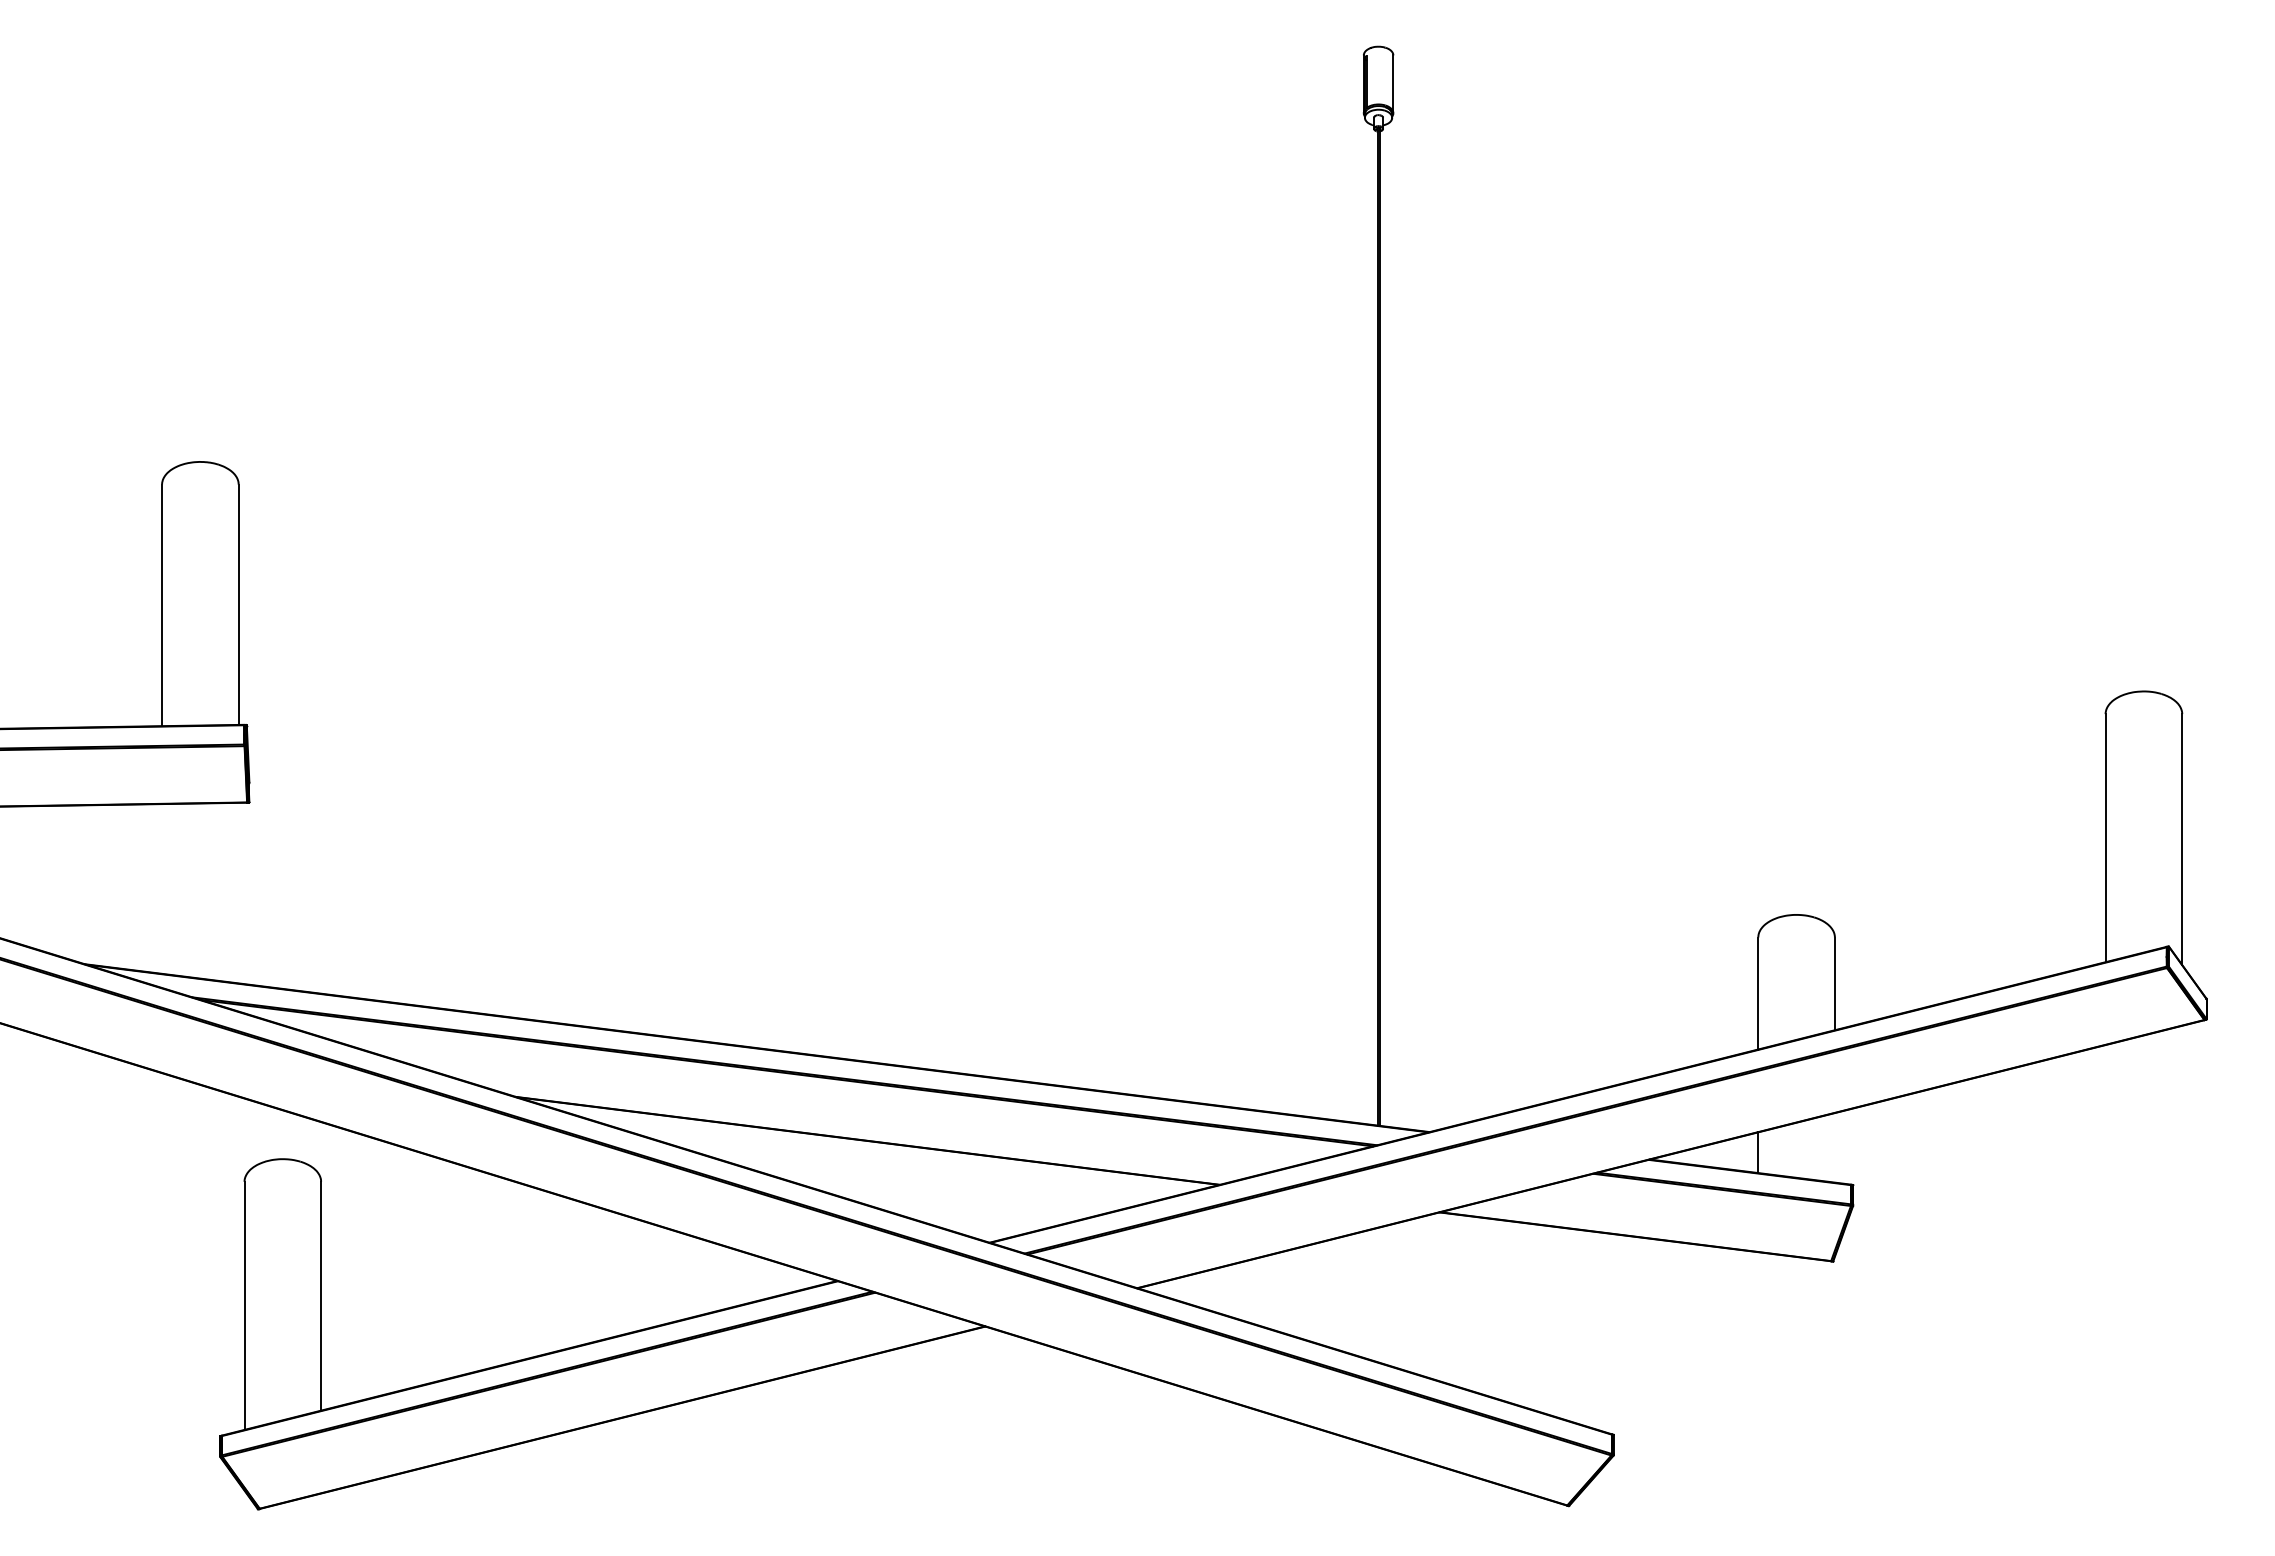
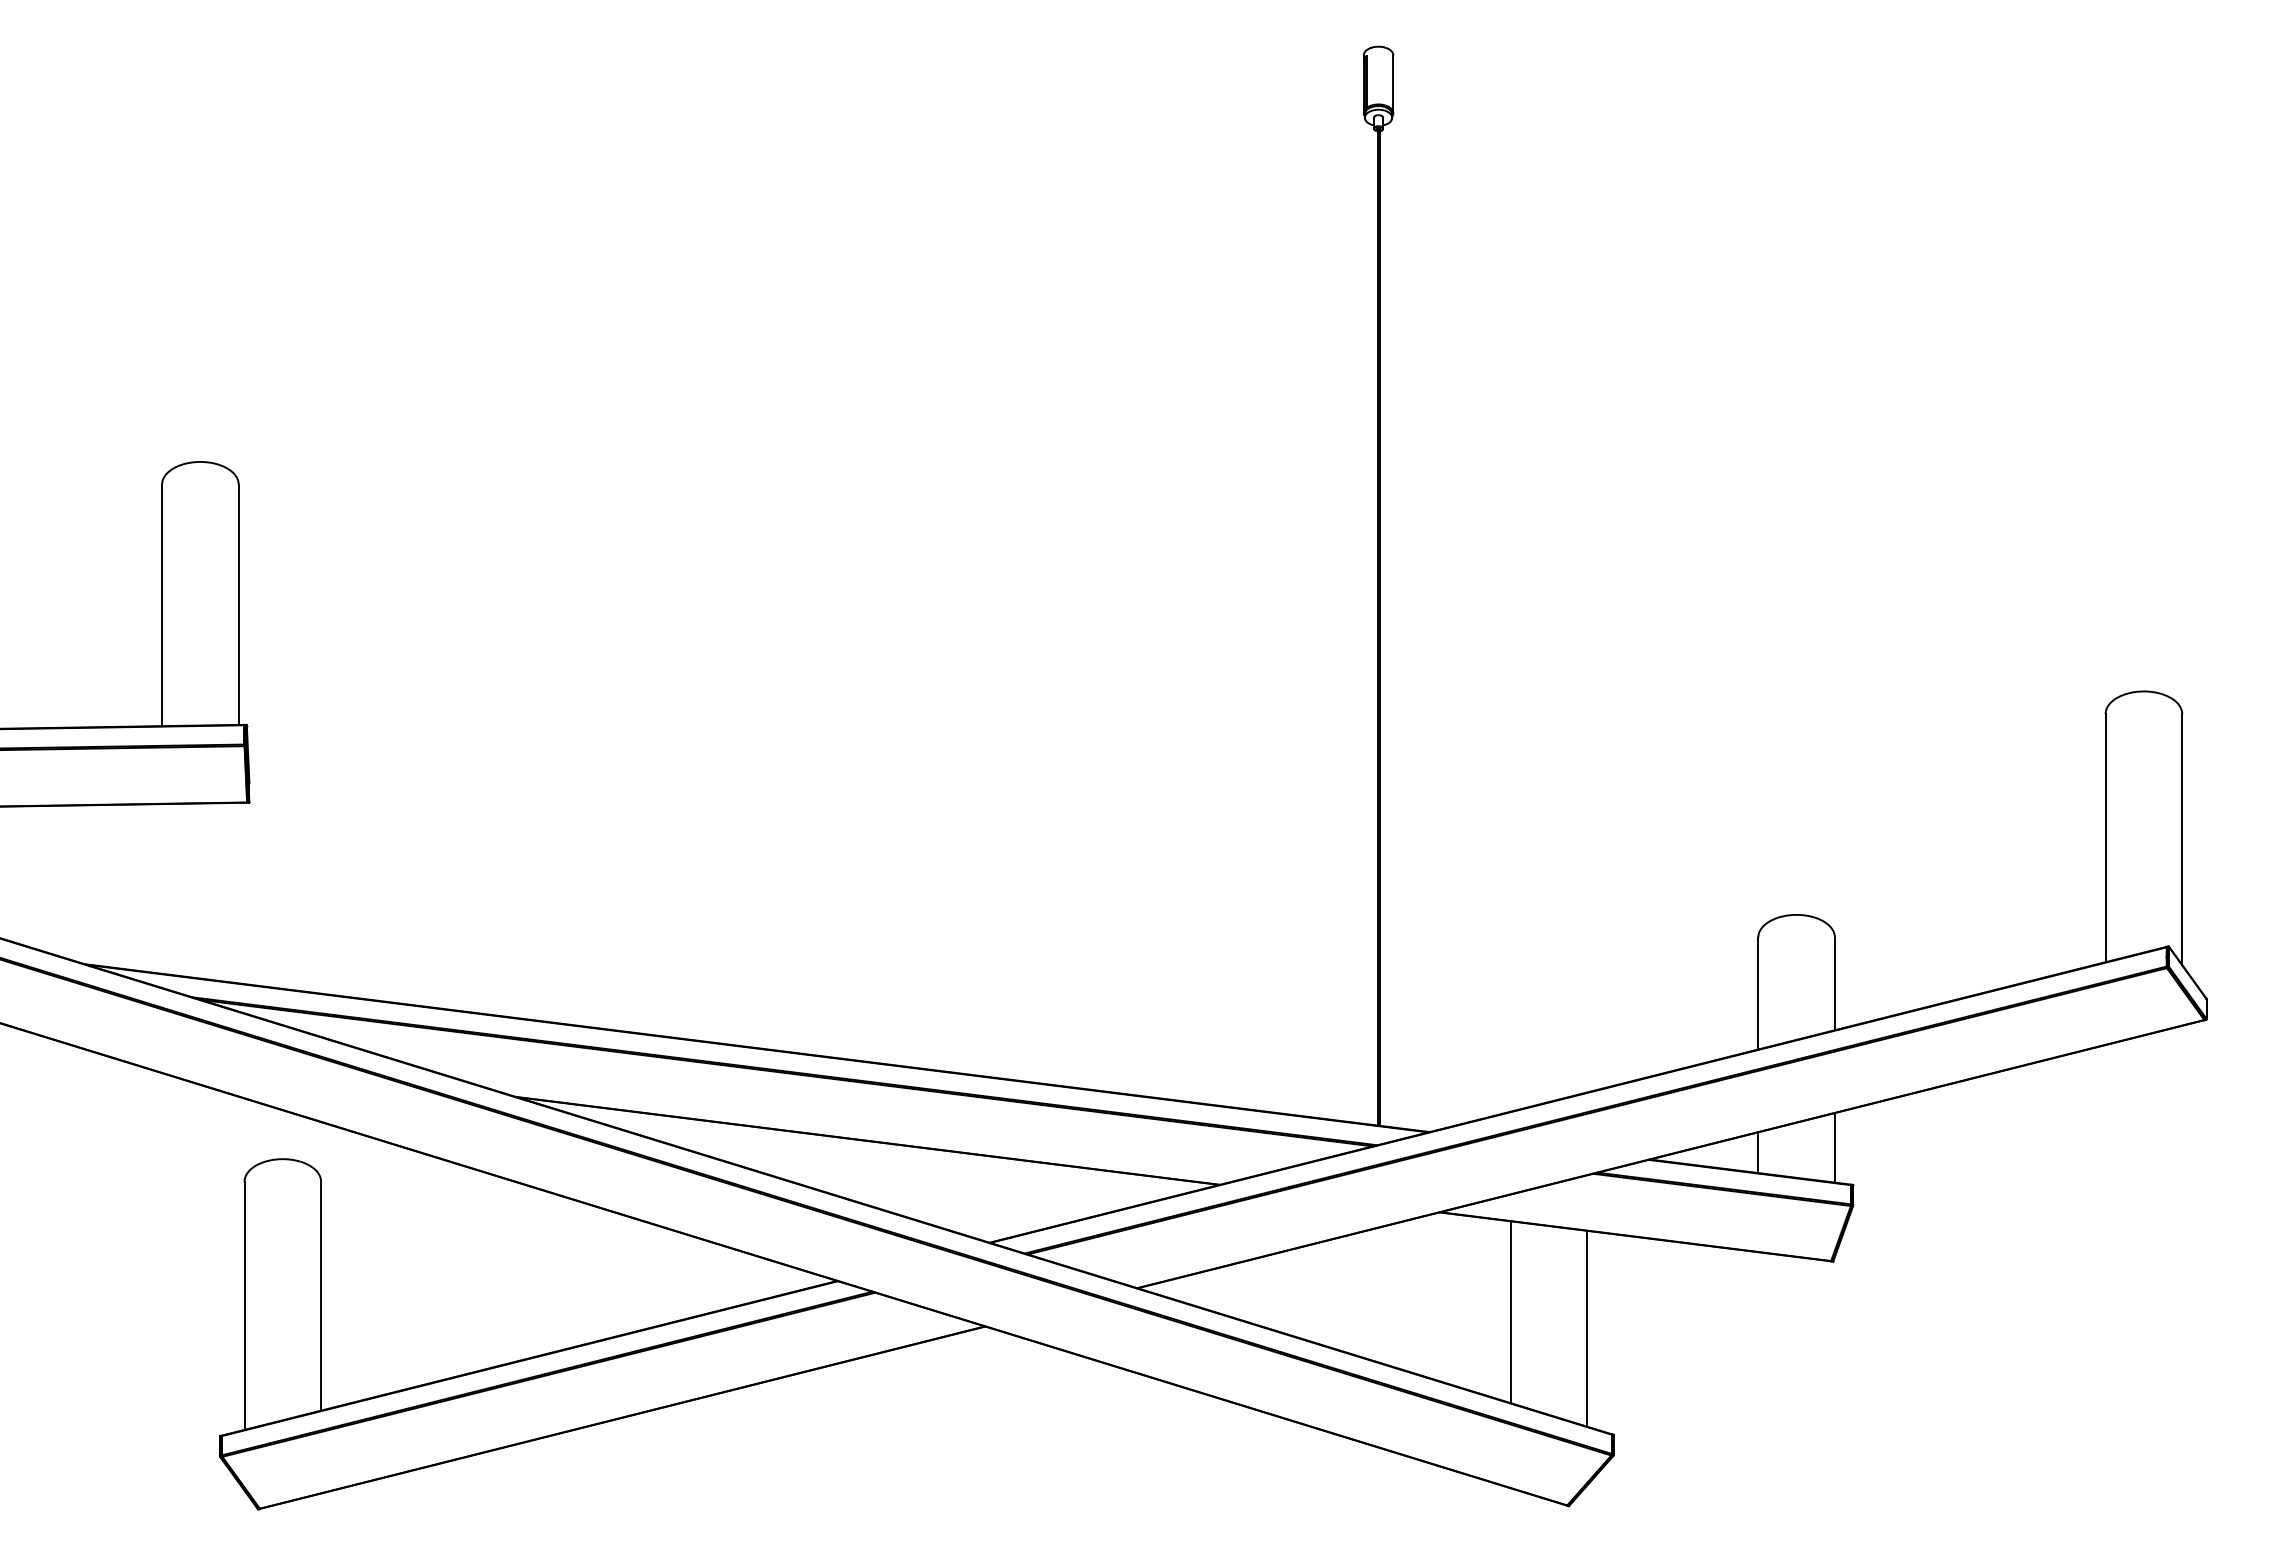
line: none -> present (1834, 1147)
line: none -> present (1510, 1312)
line: none -> present (1587, 1328)
